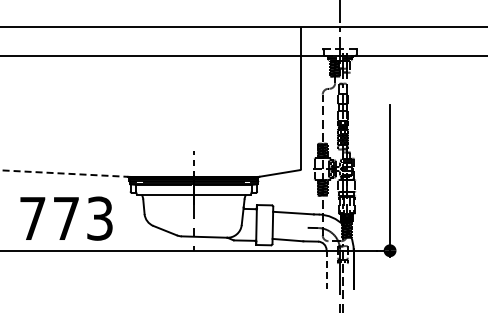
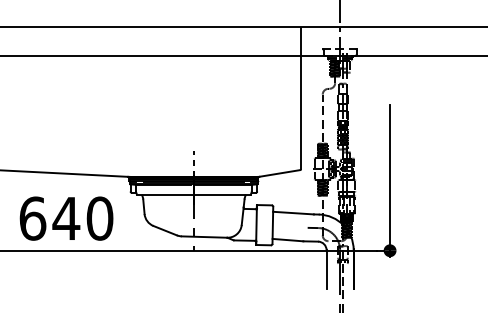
line: dashed -> solid (64, 173)
text: 773 -> 640 (66, 218)
line: dashed -> solid (326, 269)
